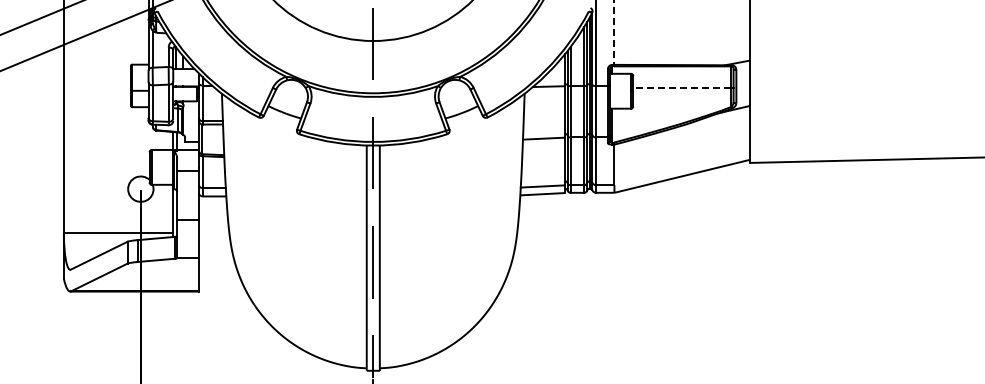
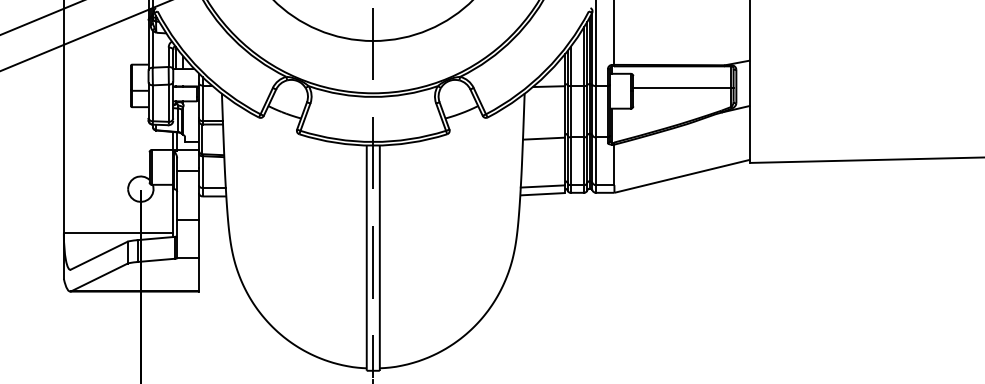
line: dashed -> solid (614, 32)
line: dashed -> solid (681, 88)
